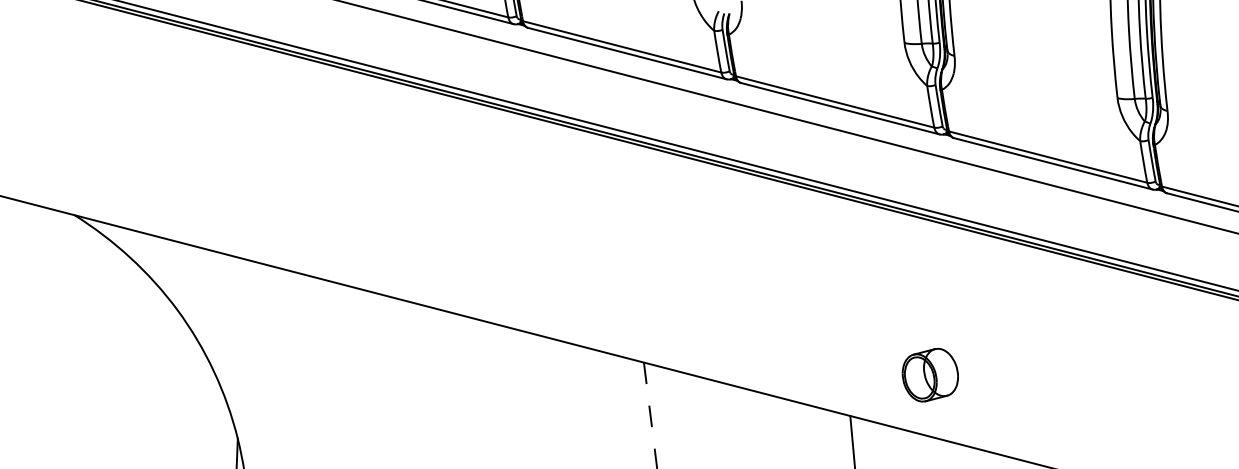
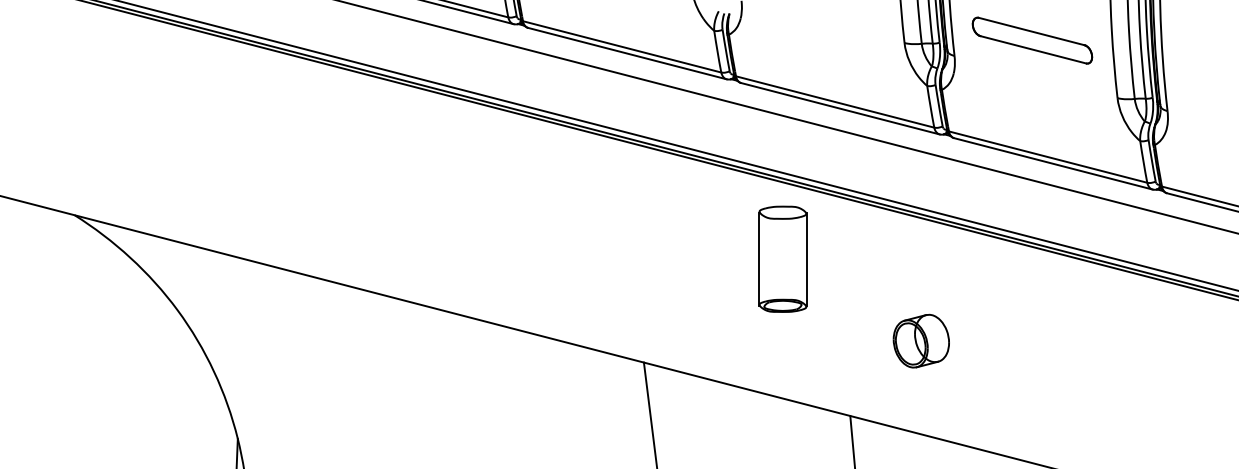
part: none -> present (1032, 40)
part: none -> present (782, 258)
part position: (929, 374) -> (920, 340) (920, 340)
line: dashed -> solid (650, 416)
